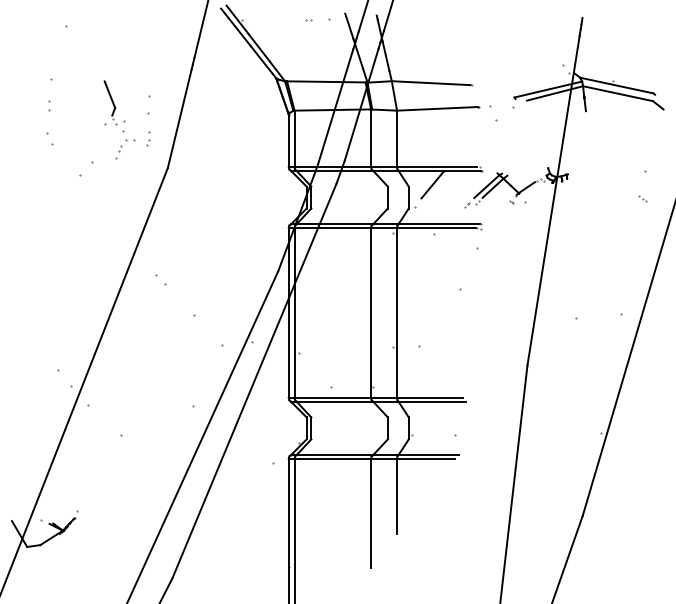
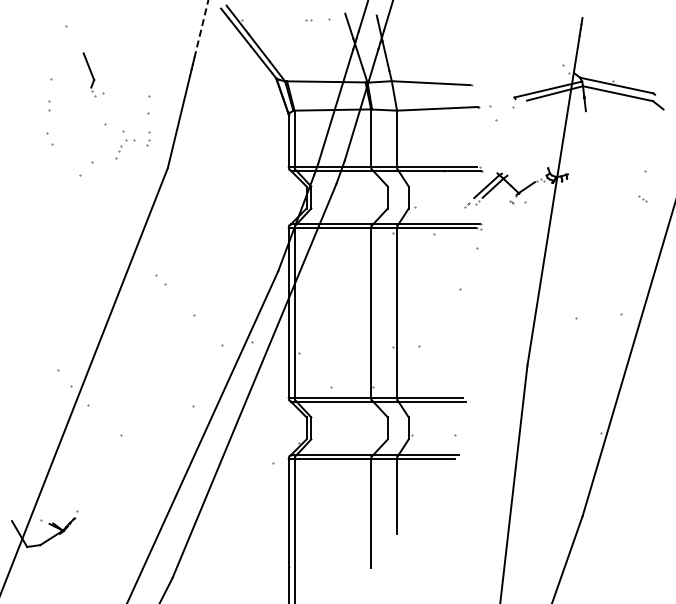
line: solid -> dashed (201, 28)
part position: (114, 102) -> (93, 74) (93, 74)
line: present -> none (432, 185)
